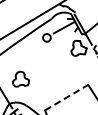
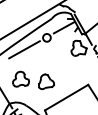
line: none -> present (24, 49)
part: none -> present (46, 81)
line: dashed -> solid (67, 97)
